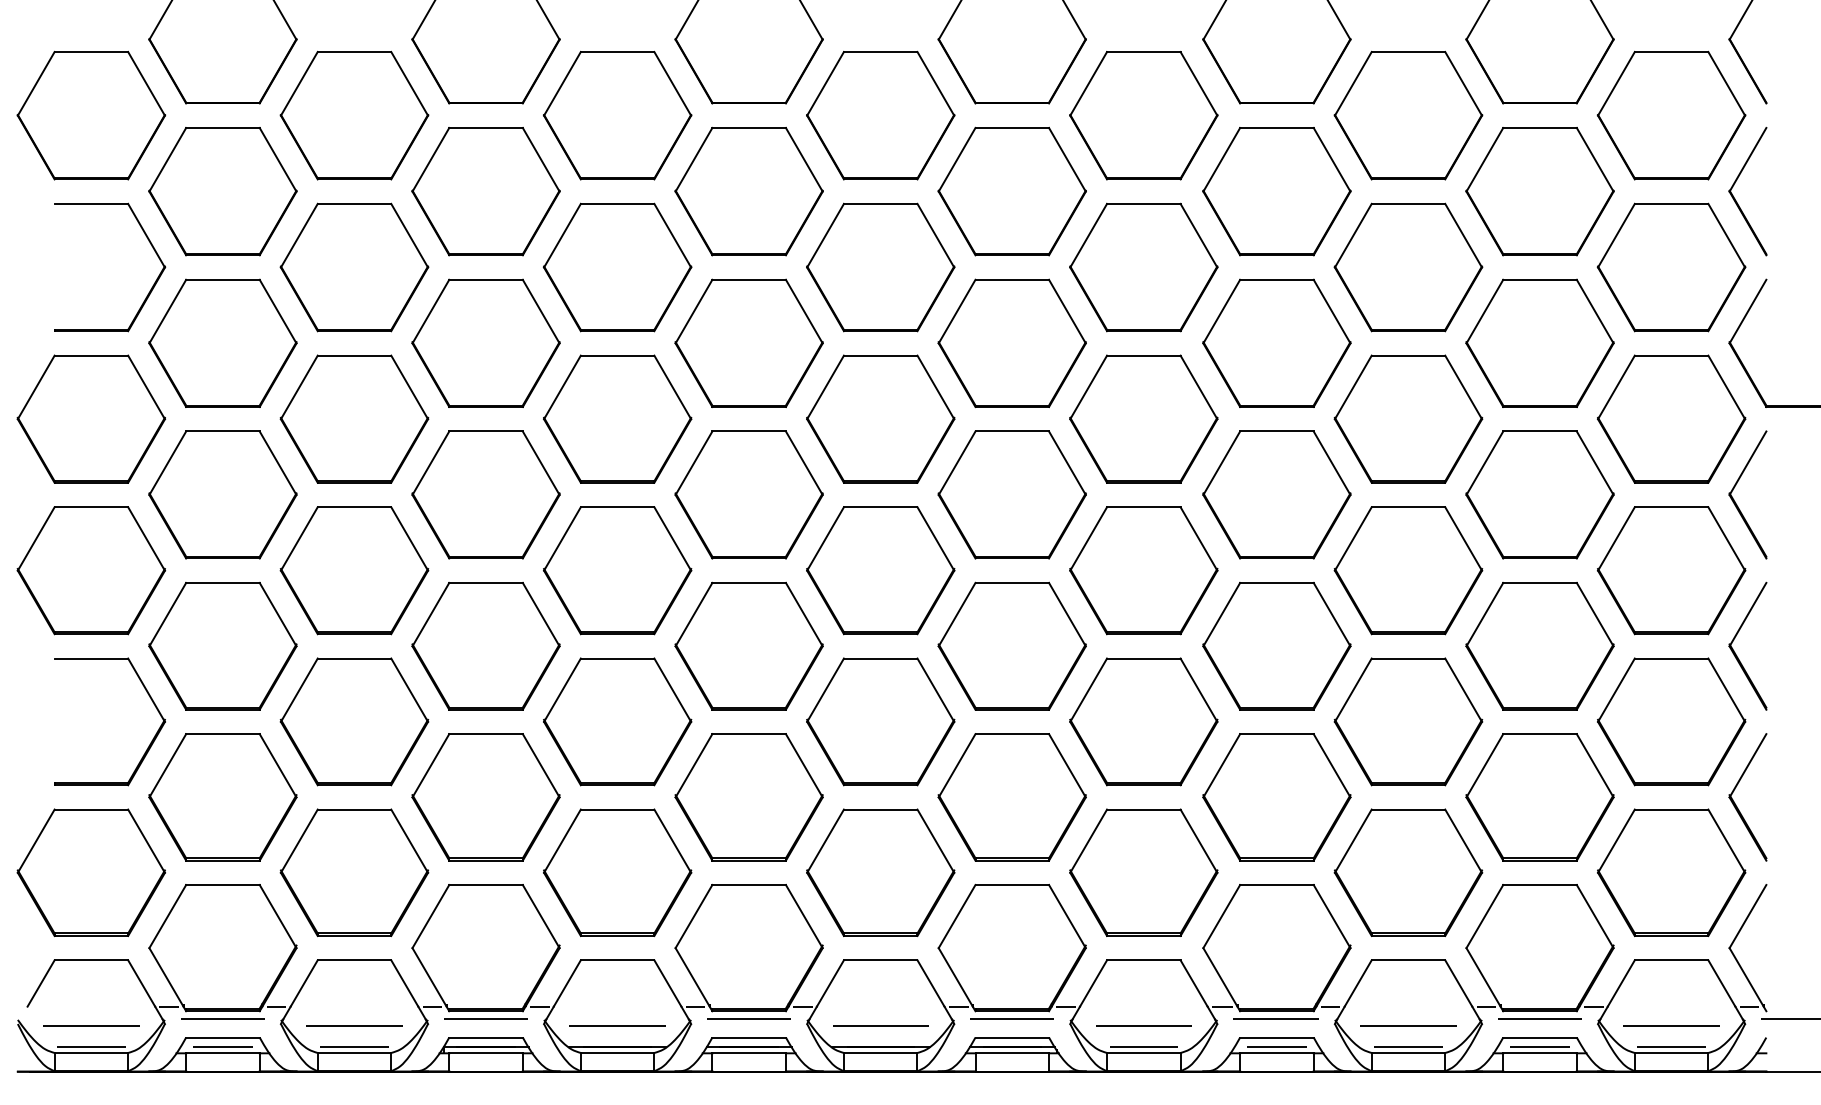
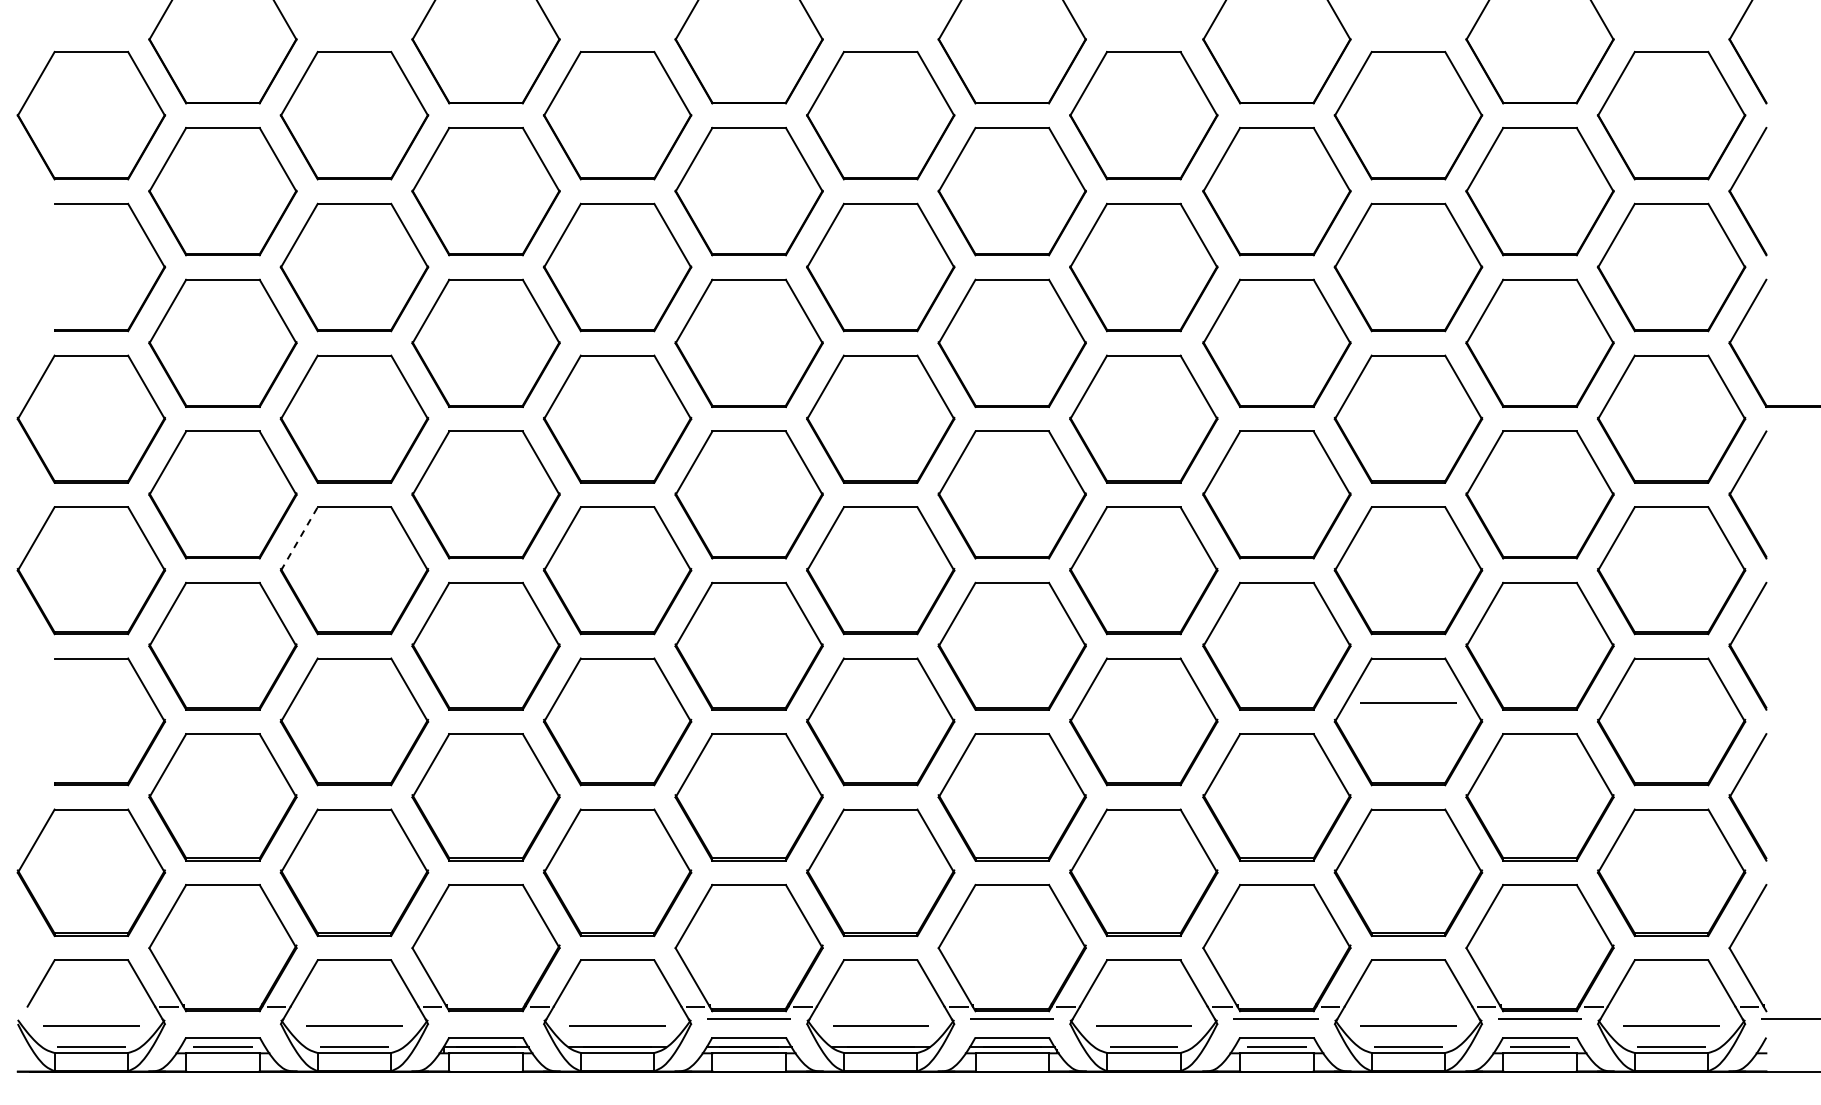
line: solid -> dashed (299, 538)
line: none -> present (1408, 702)
line: present -> none (222, 1019)
line: present -> none (485, 1019)
